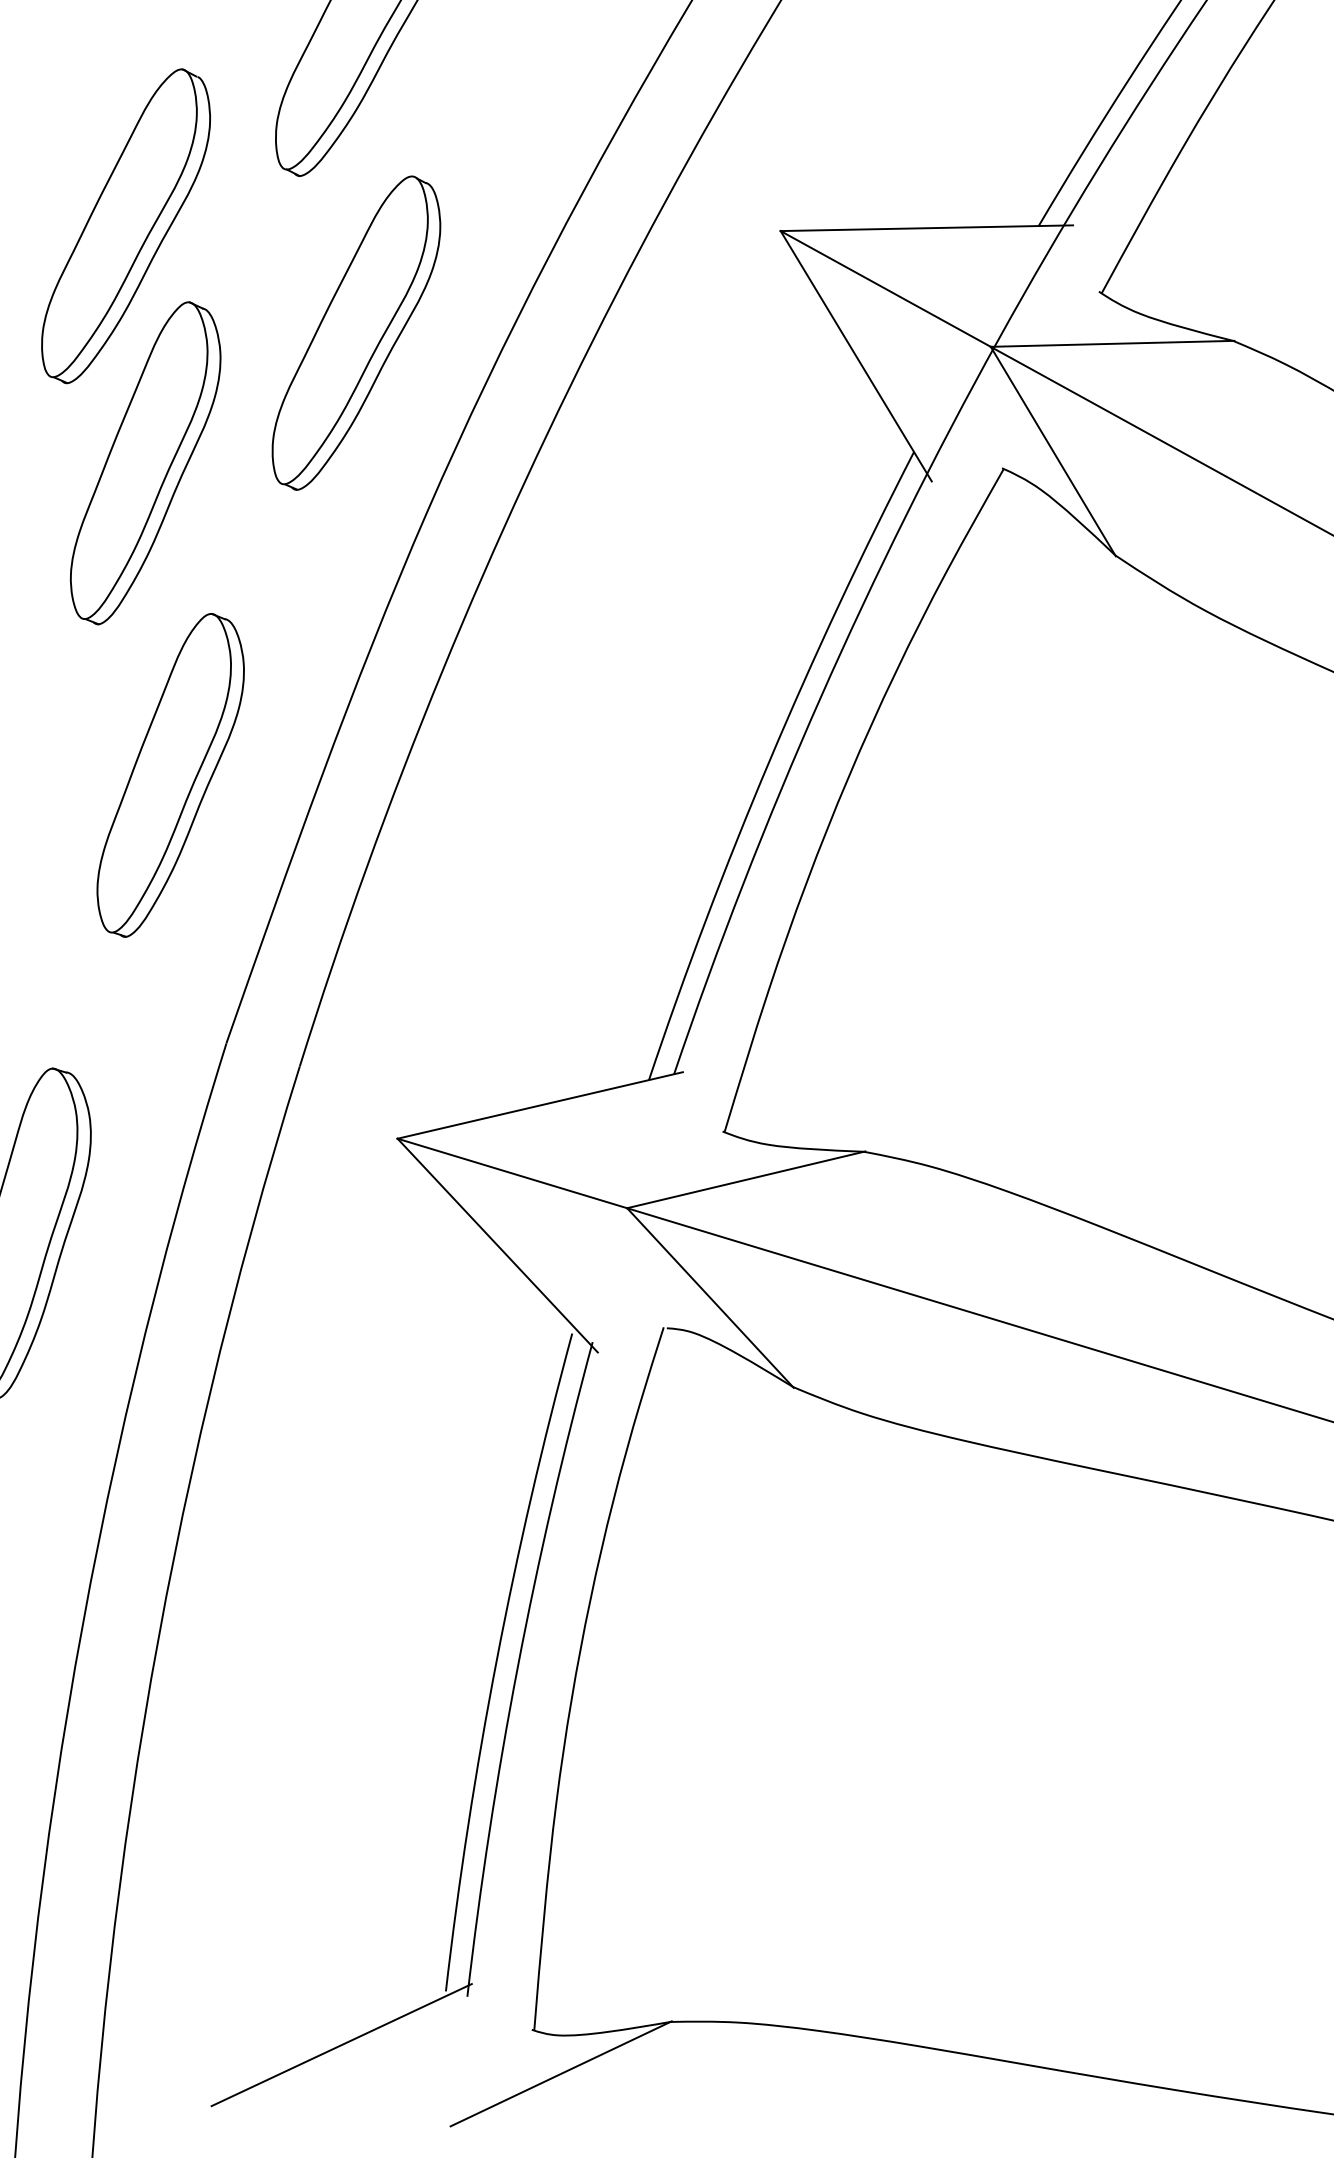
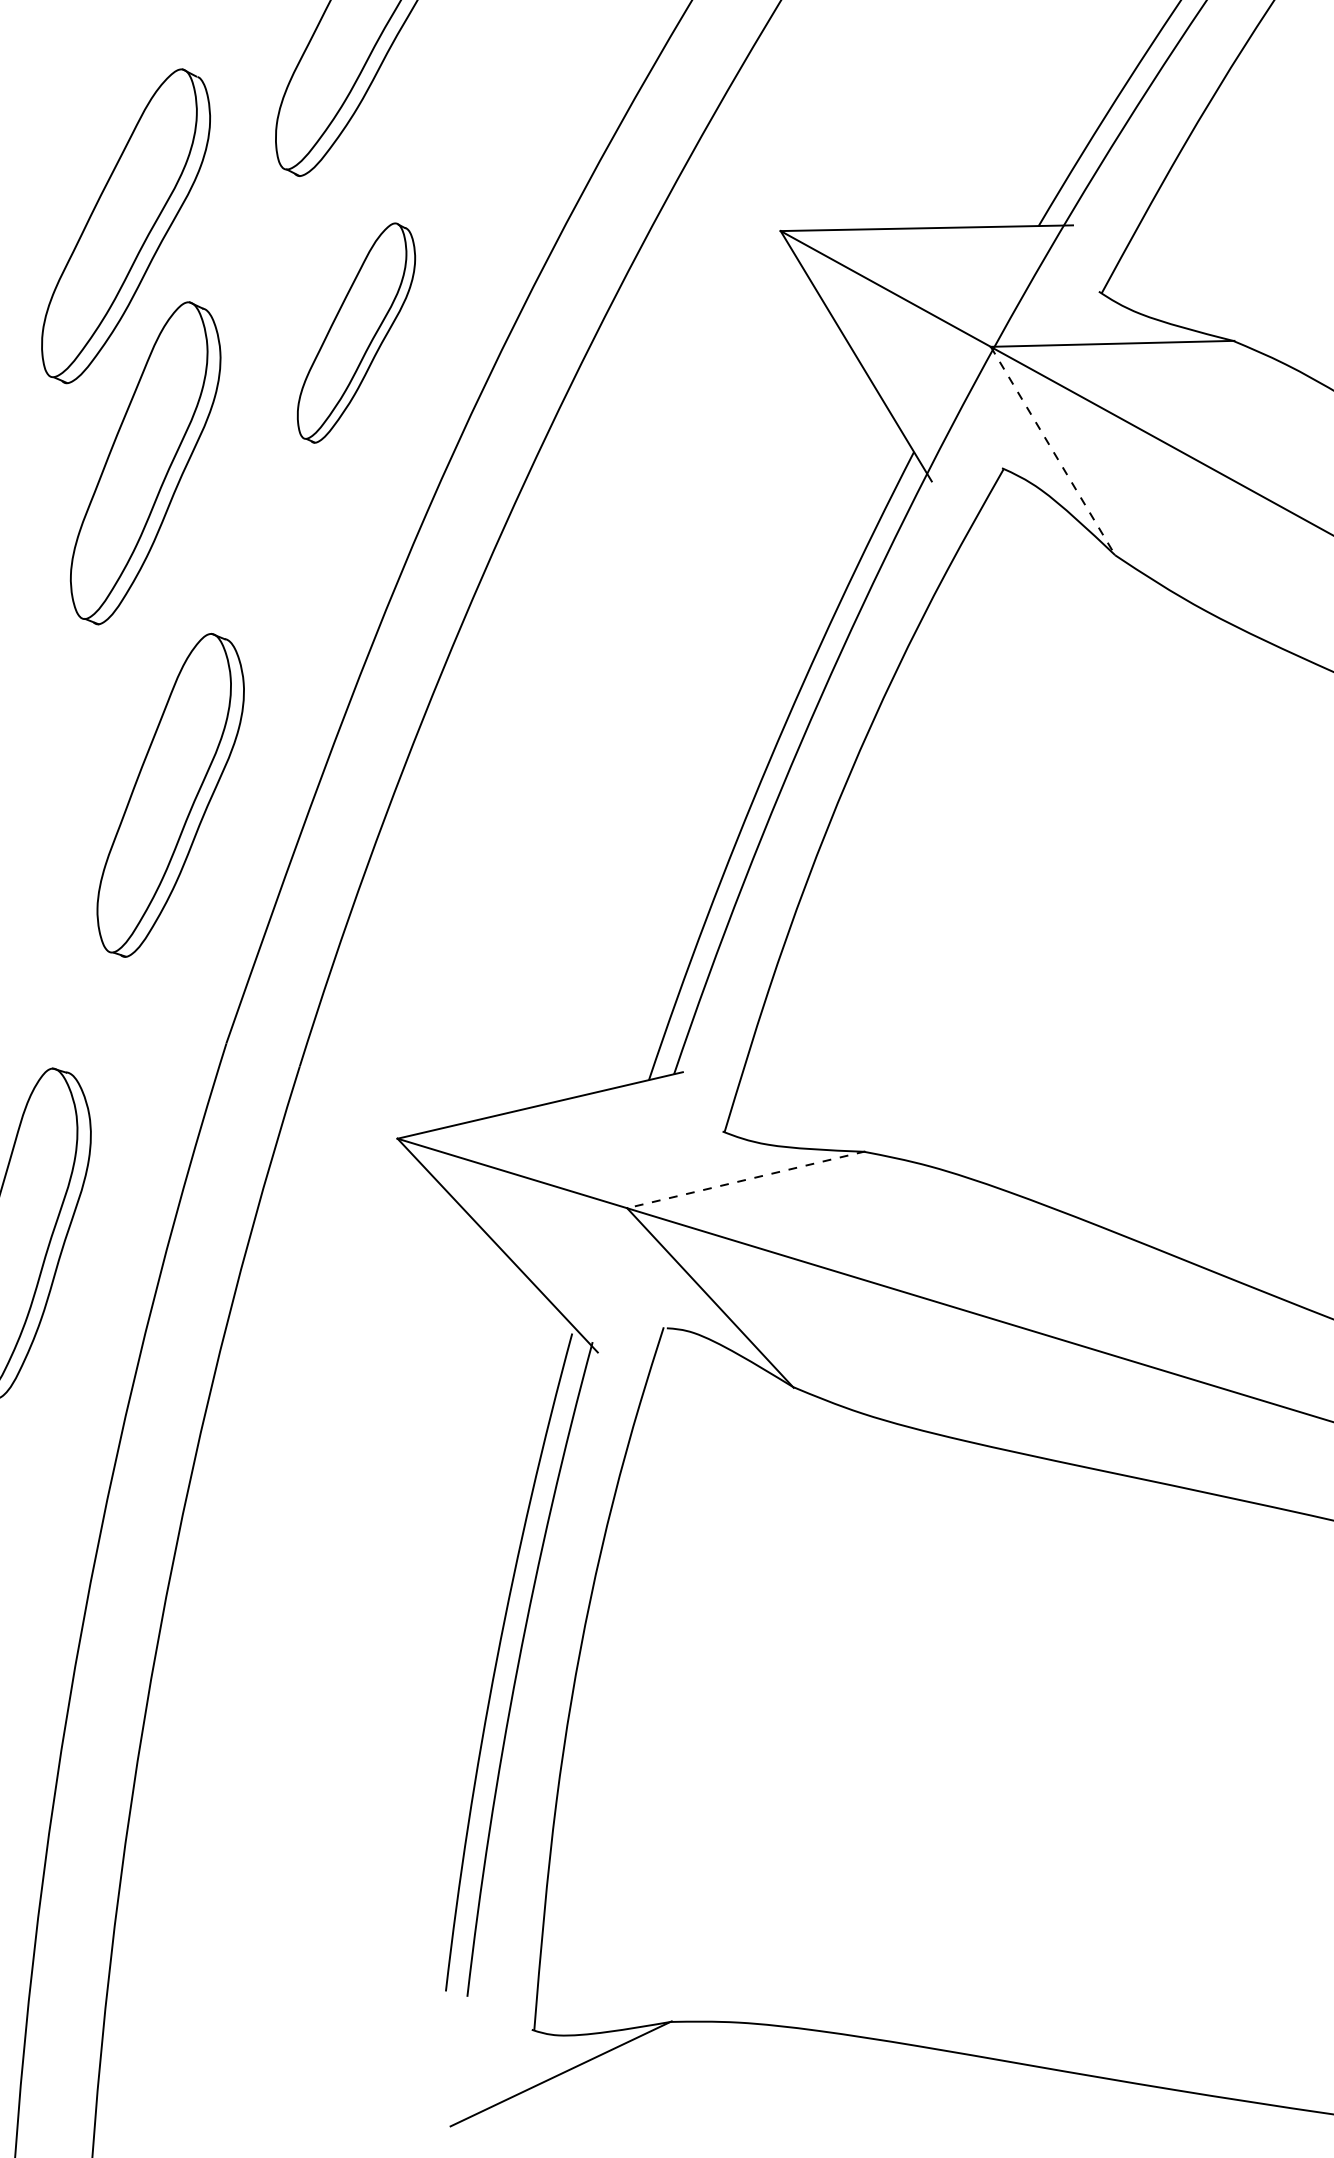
part size: 171x316 px -> 121x222 px (356, 332)
line: solid -> dashed (1053, 451)
part position: (170, 775) -> (170, 795) (170, 795)
line: solid -> dashed (745, 1179)
line: present -> none (341, 2045)
